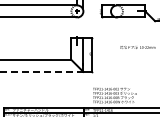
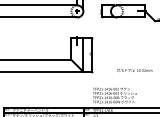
text position: (137, 47) -> (134, 70) (134, 70)
line: dashed -> solid (42, 71)
